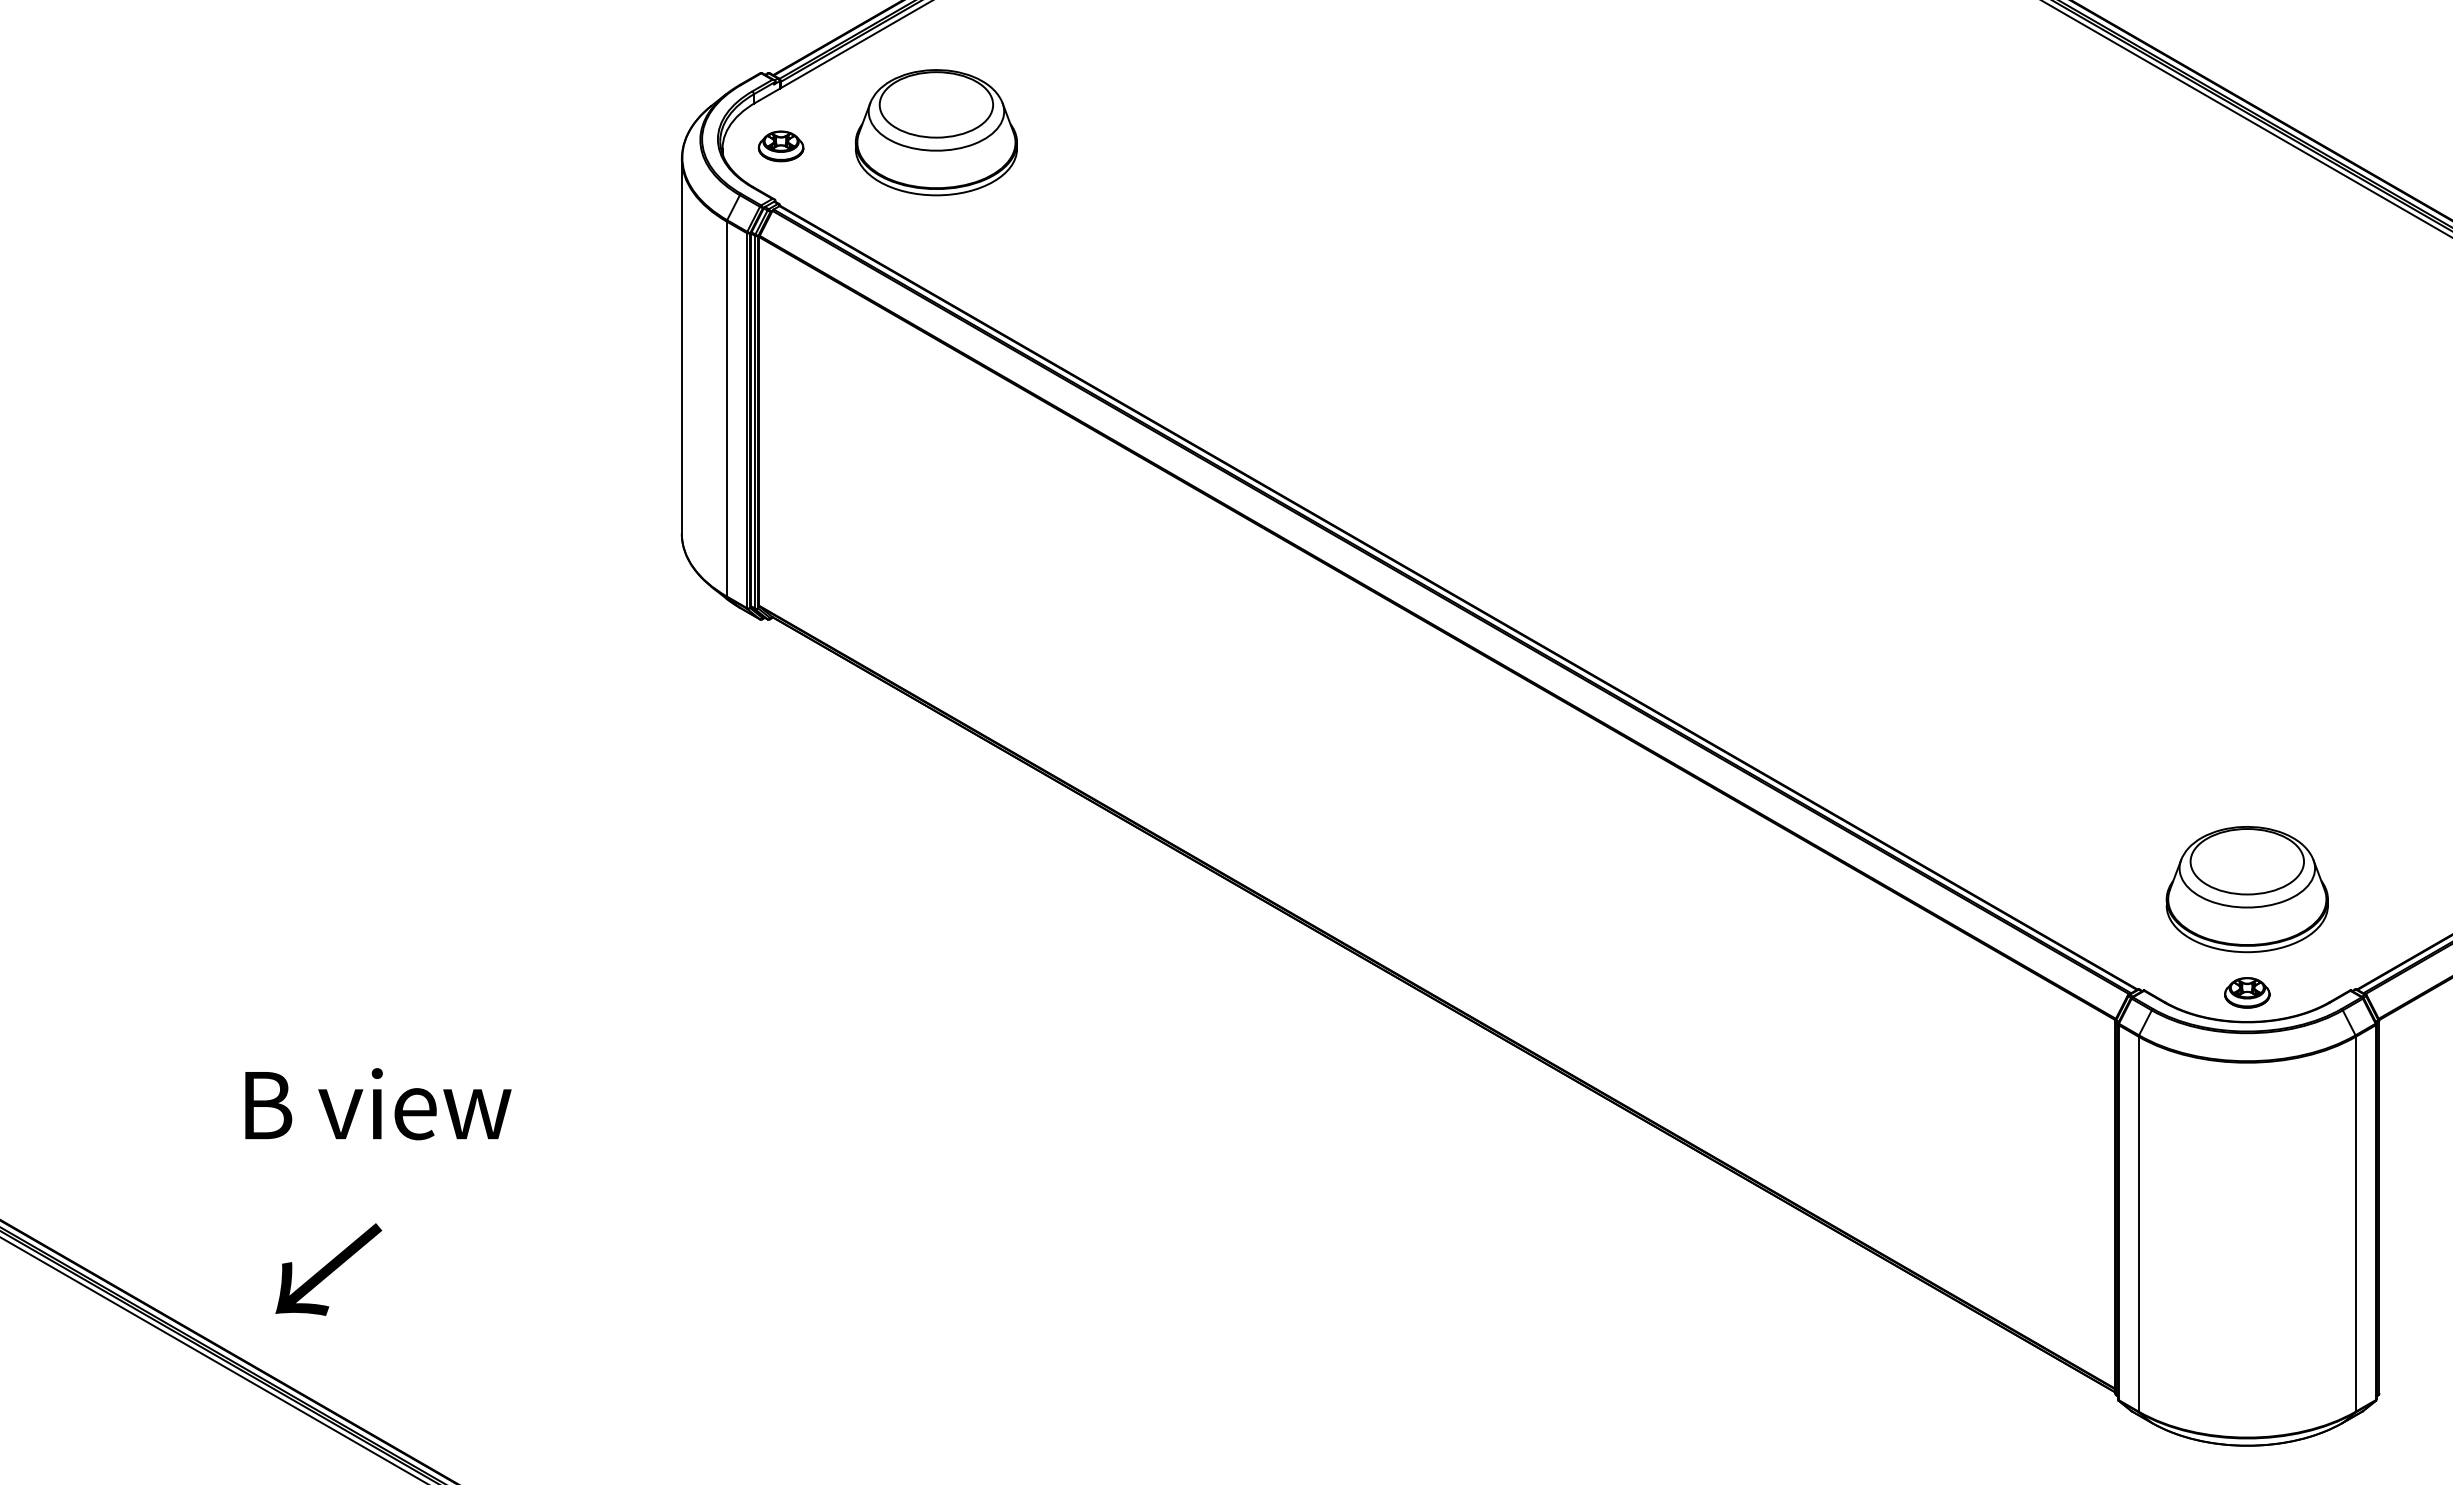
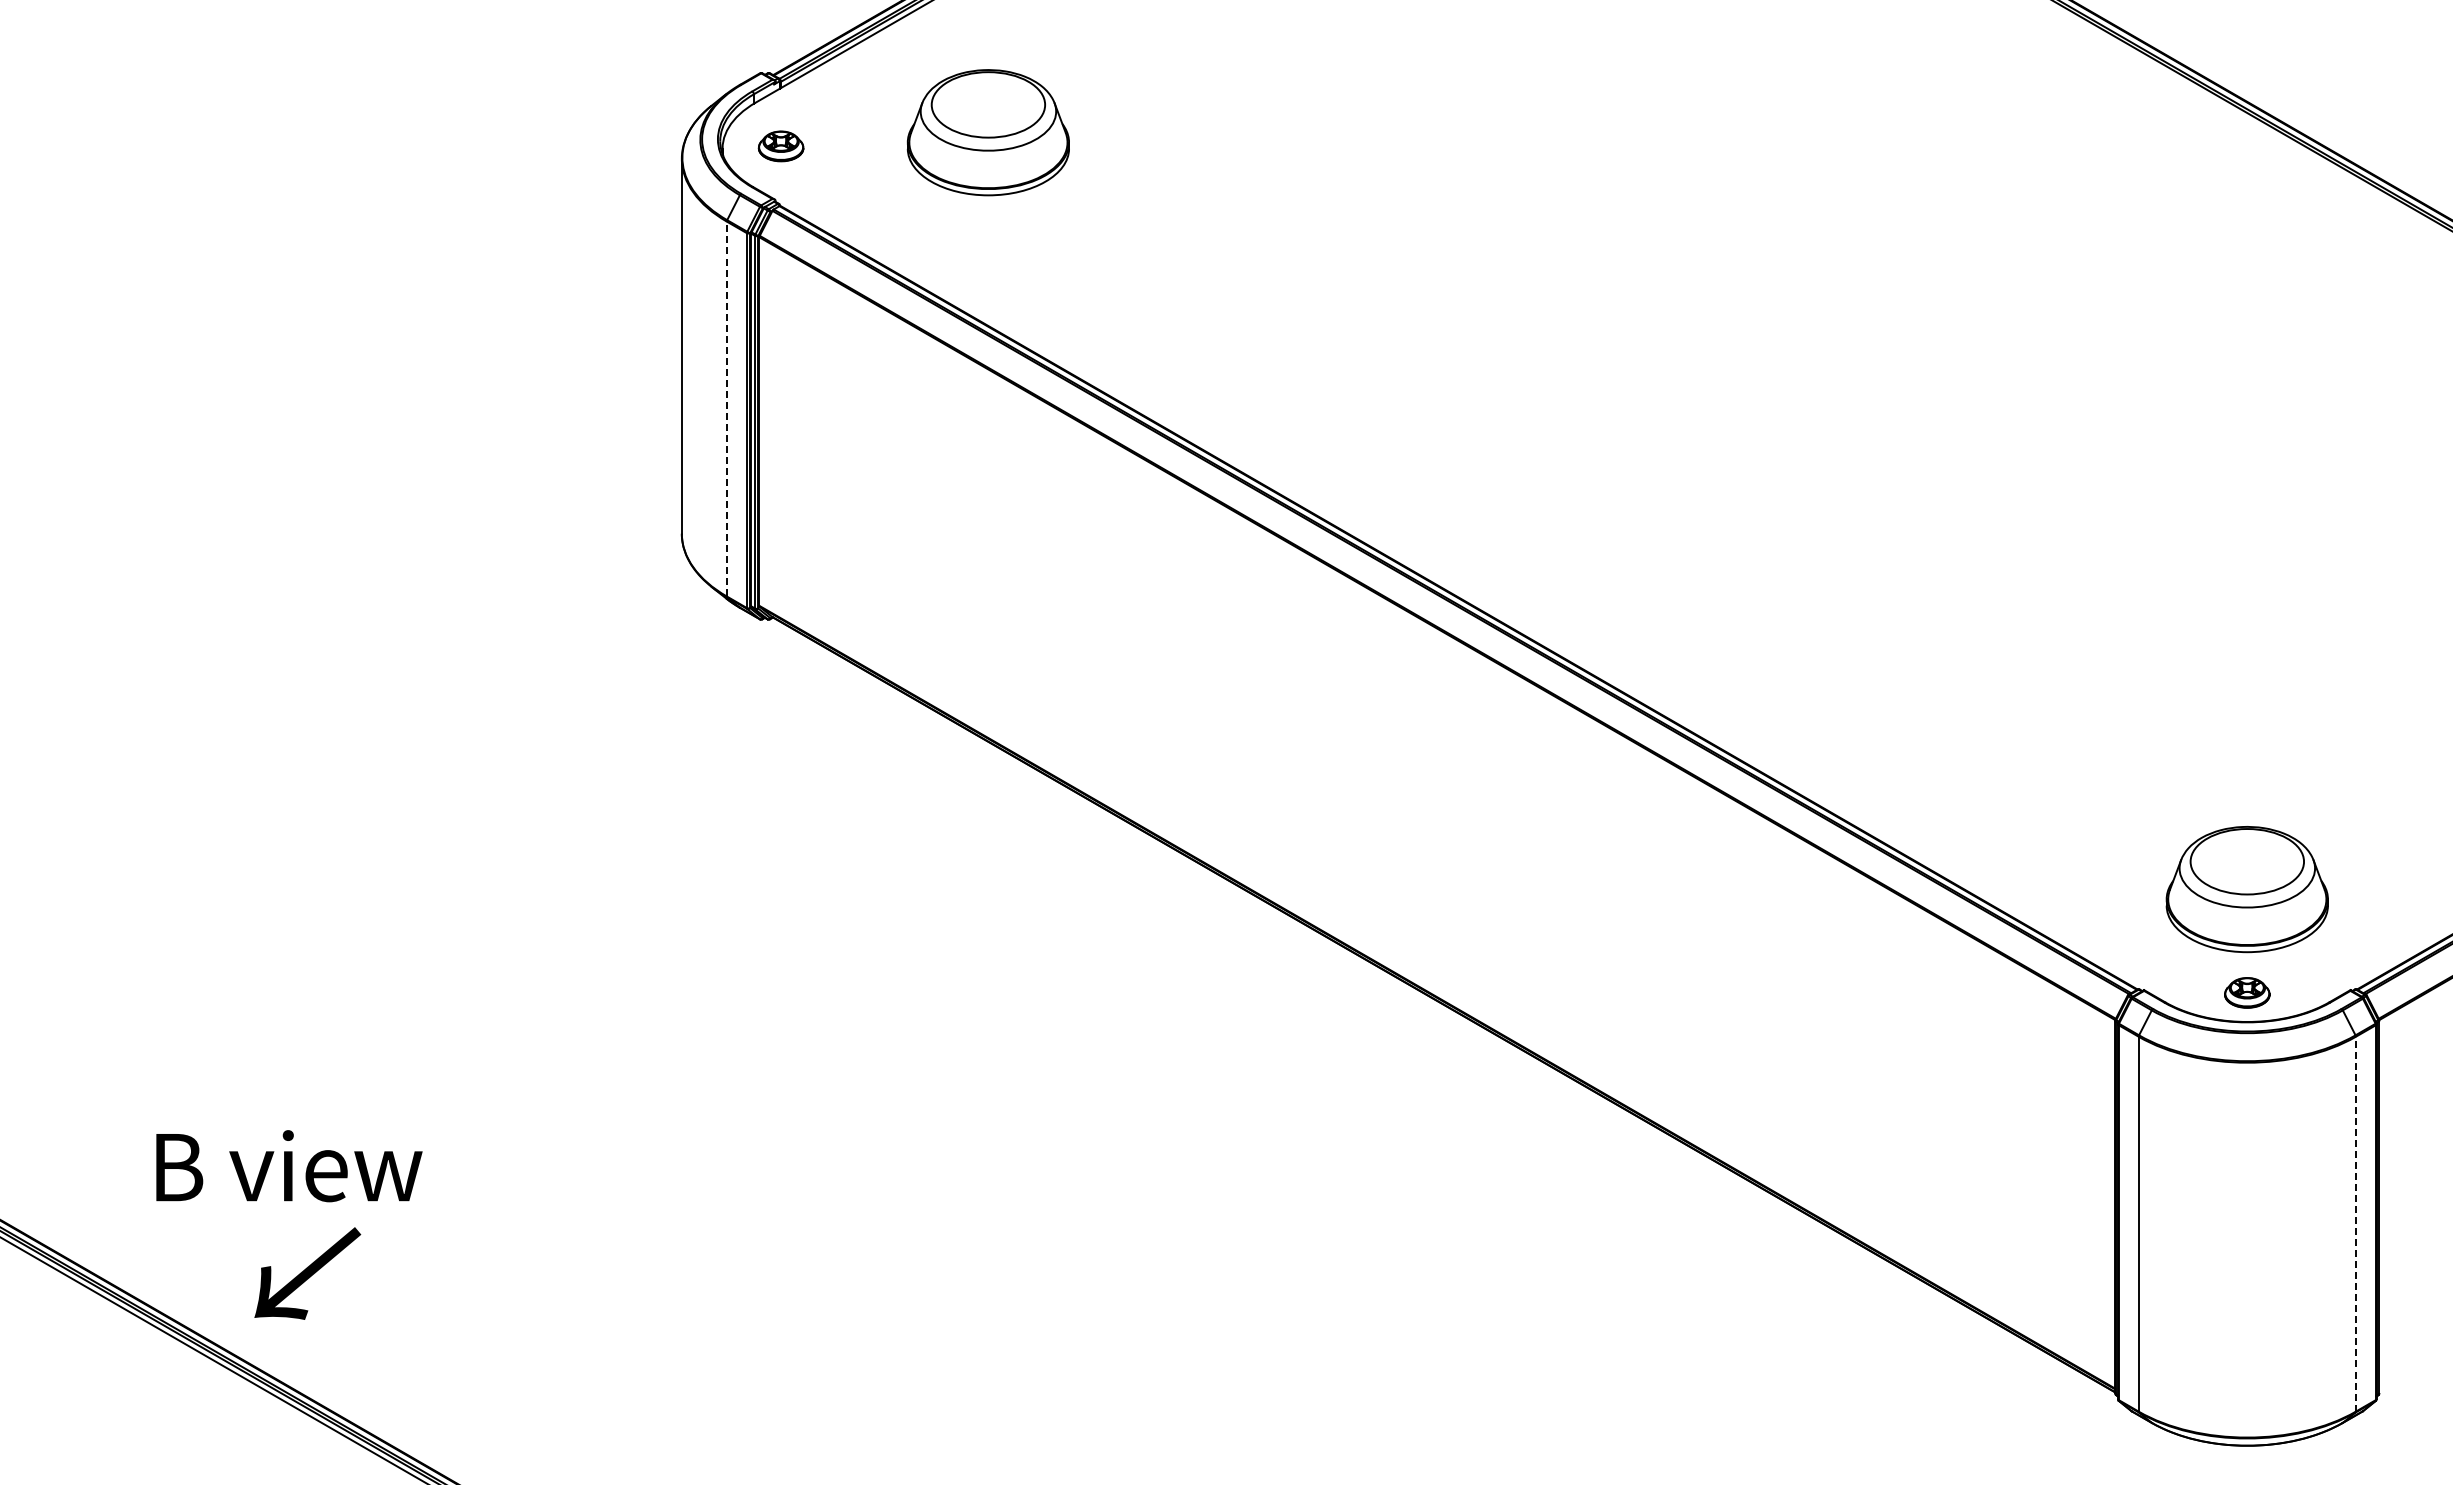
line: present -> none (2246, 119)
part position: (935, 132) -> (987, 132) (987, 132)
line: solid -> dashed (726, 408)
text position: (378, 1104) -> (289, 1166) (289, 1166)
line: solid -> dashed (2355, 1223)
text position: (328, 1269) -> (307, 1273) (307, 1273)
